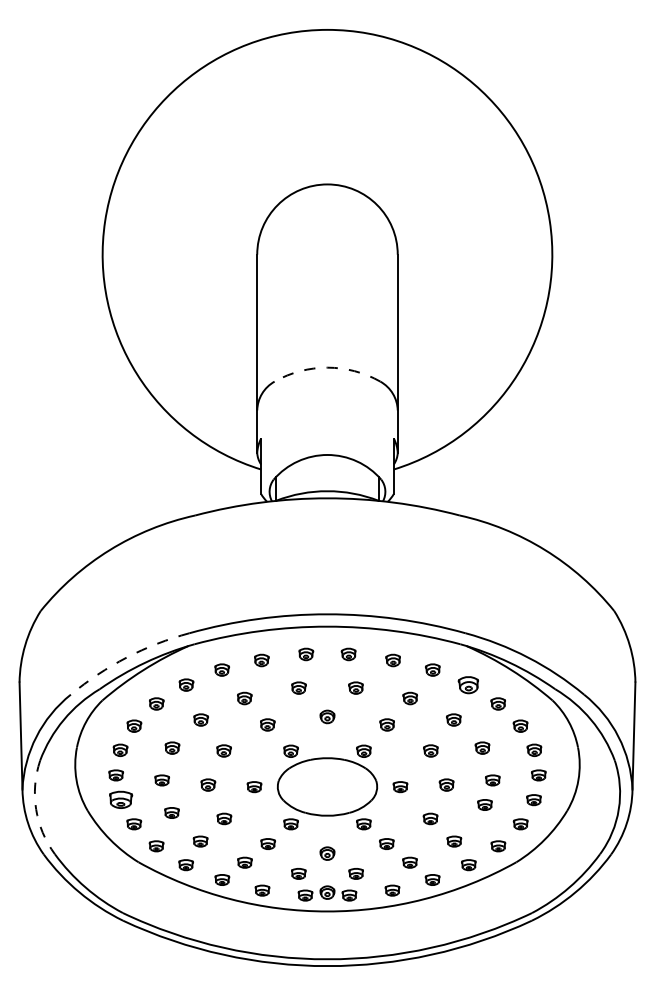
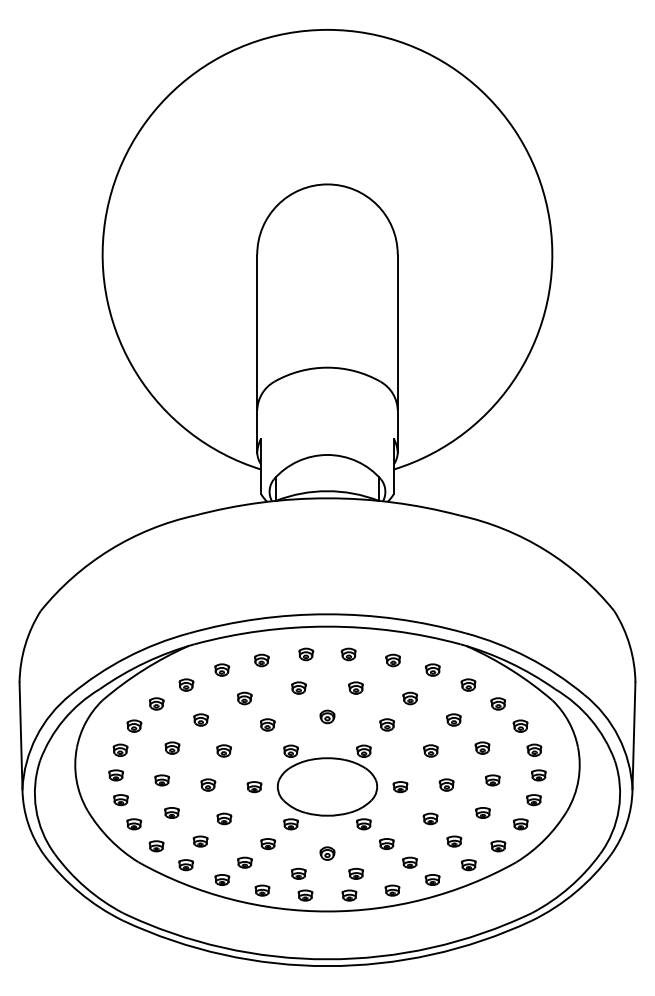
arc: dashed -> solid (327, 367)
arc: dashed -> solid (126, 657)
part size: 22x19 px -> 17x14 px (468, 684)
part size: 25x19 px -> 16x13 px (120, 800)
part position: (484, 804) -> (482, 812) (482, 812)
arc: dashed -> solid (36, 809)
part: present -> none (327, 892)
